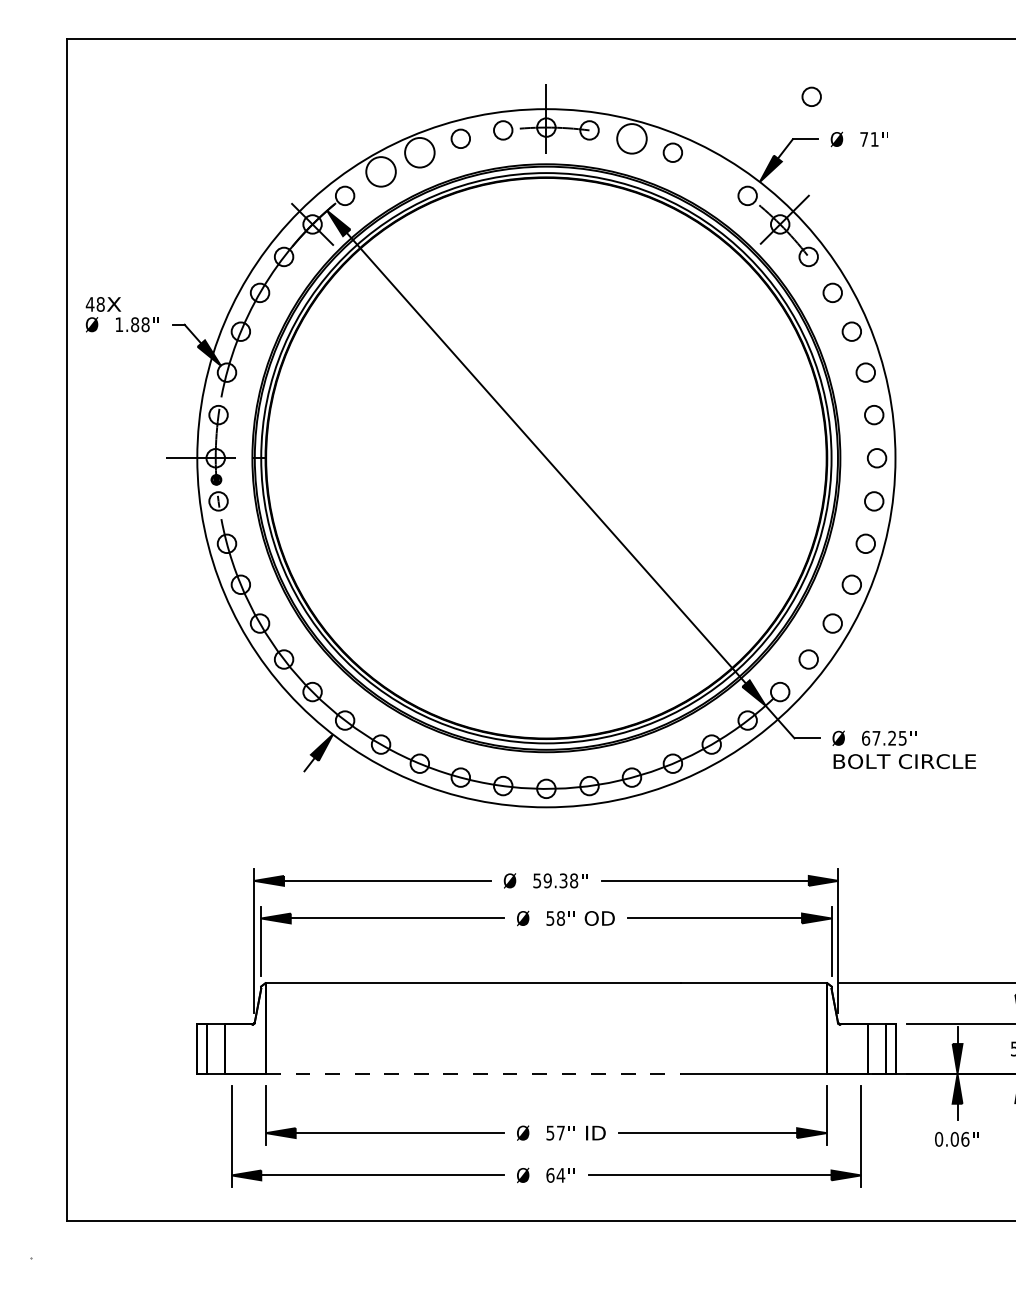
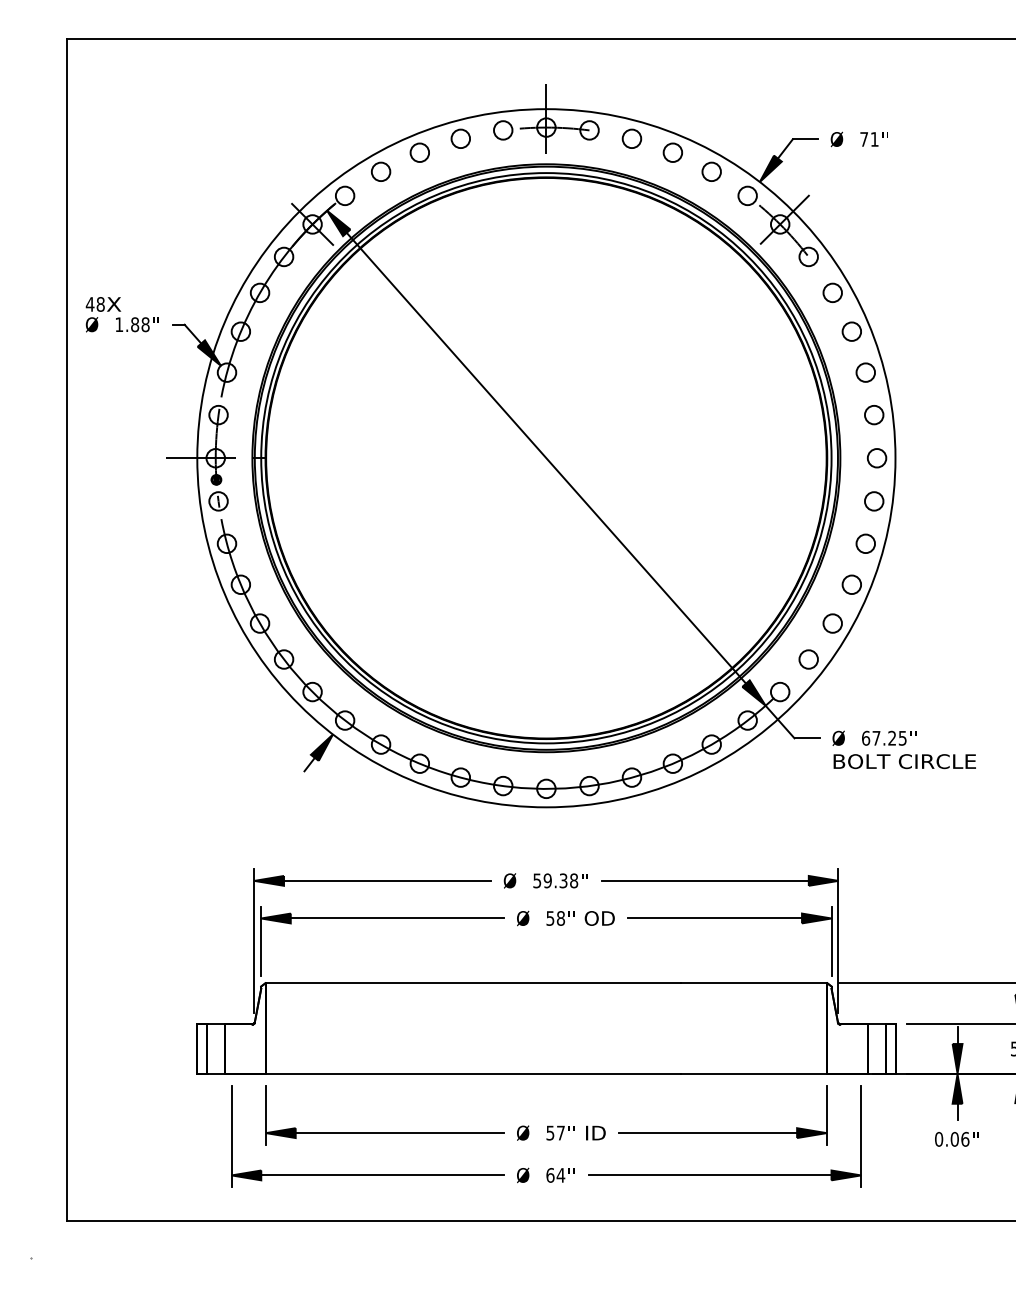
circle position: (811, 96) -> (711, 171) (711, 171)
circle diameter: 30 px -> 18 px (631, 138)
circle diameter: 30 px -> 18 px (419, 152)
circle diameter: 30 px -> 18 px (380, 171)
line: dashed -> solid (473, 1074)
